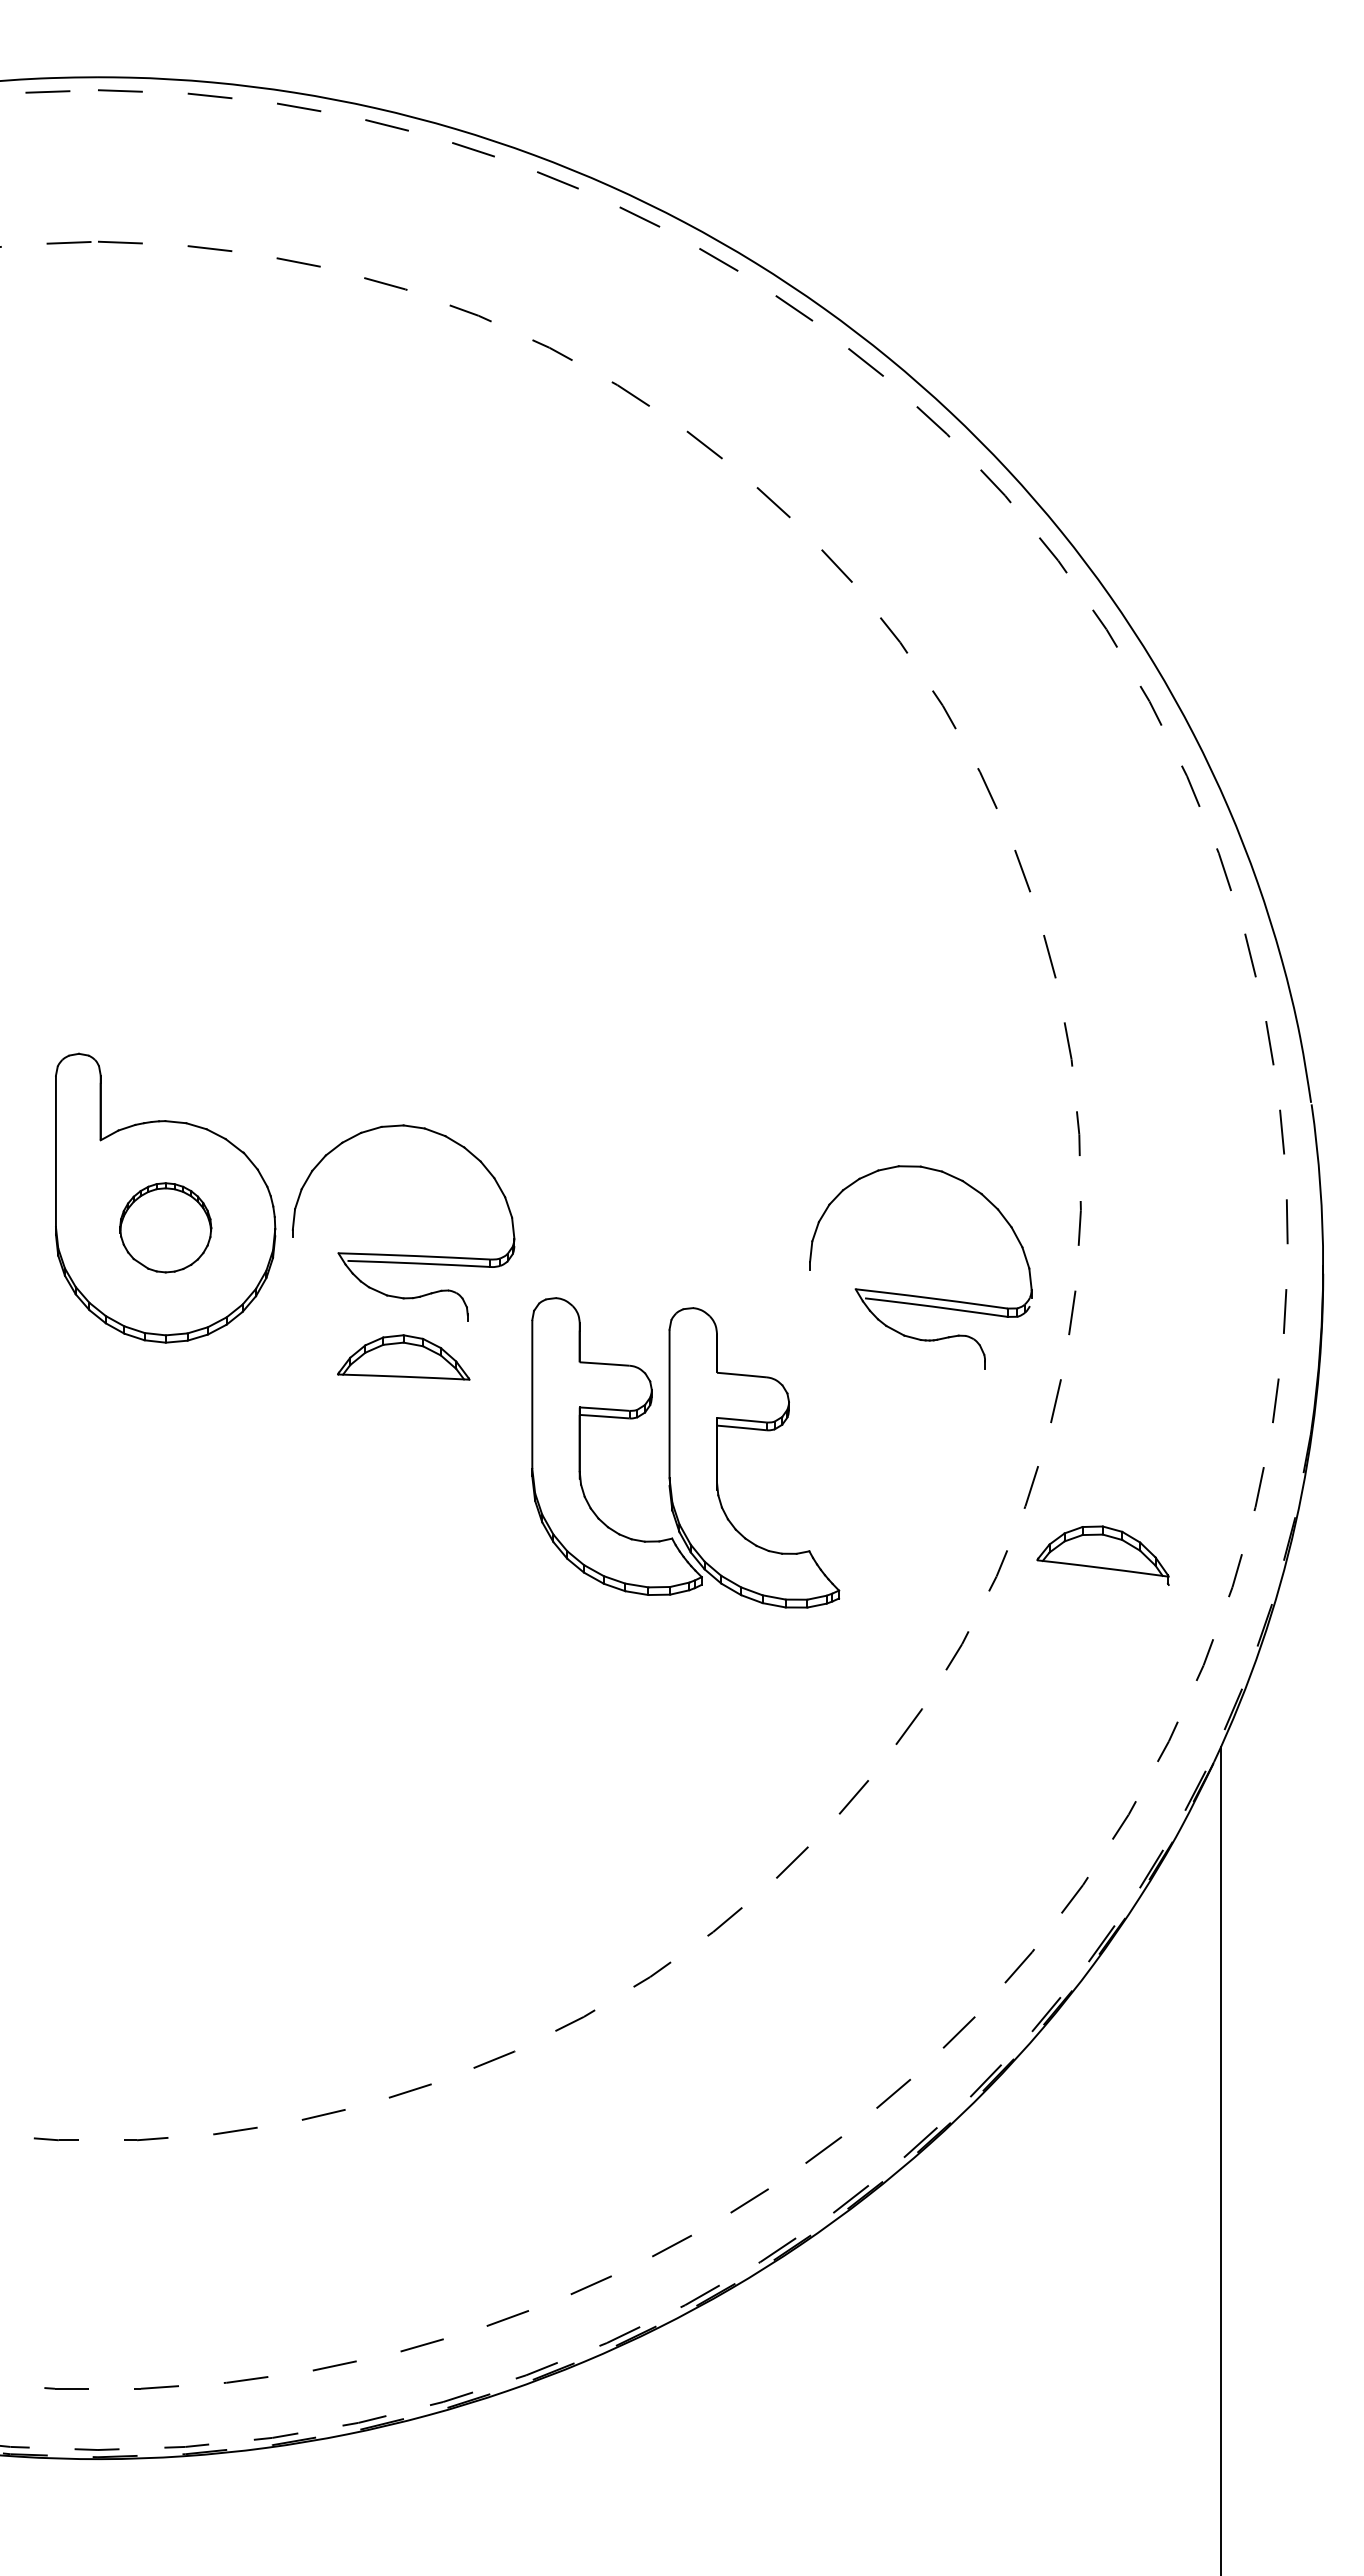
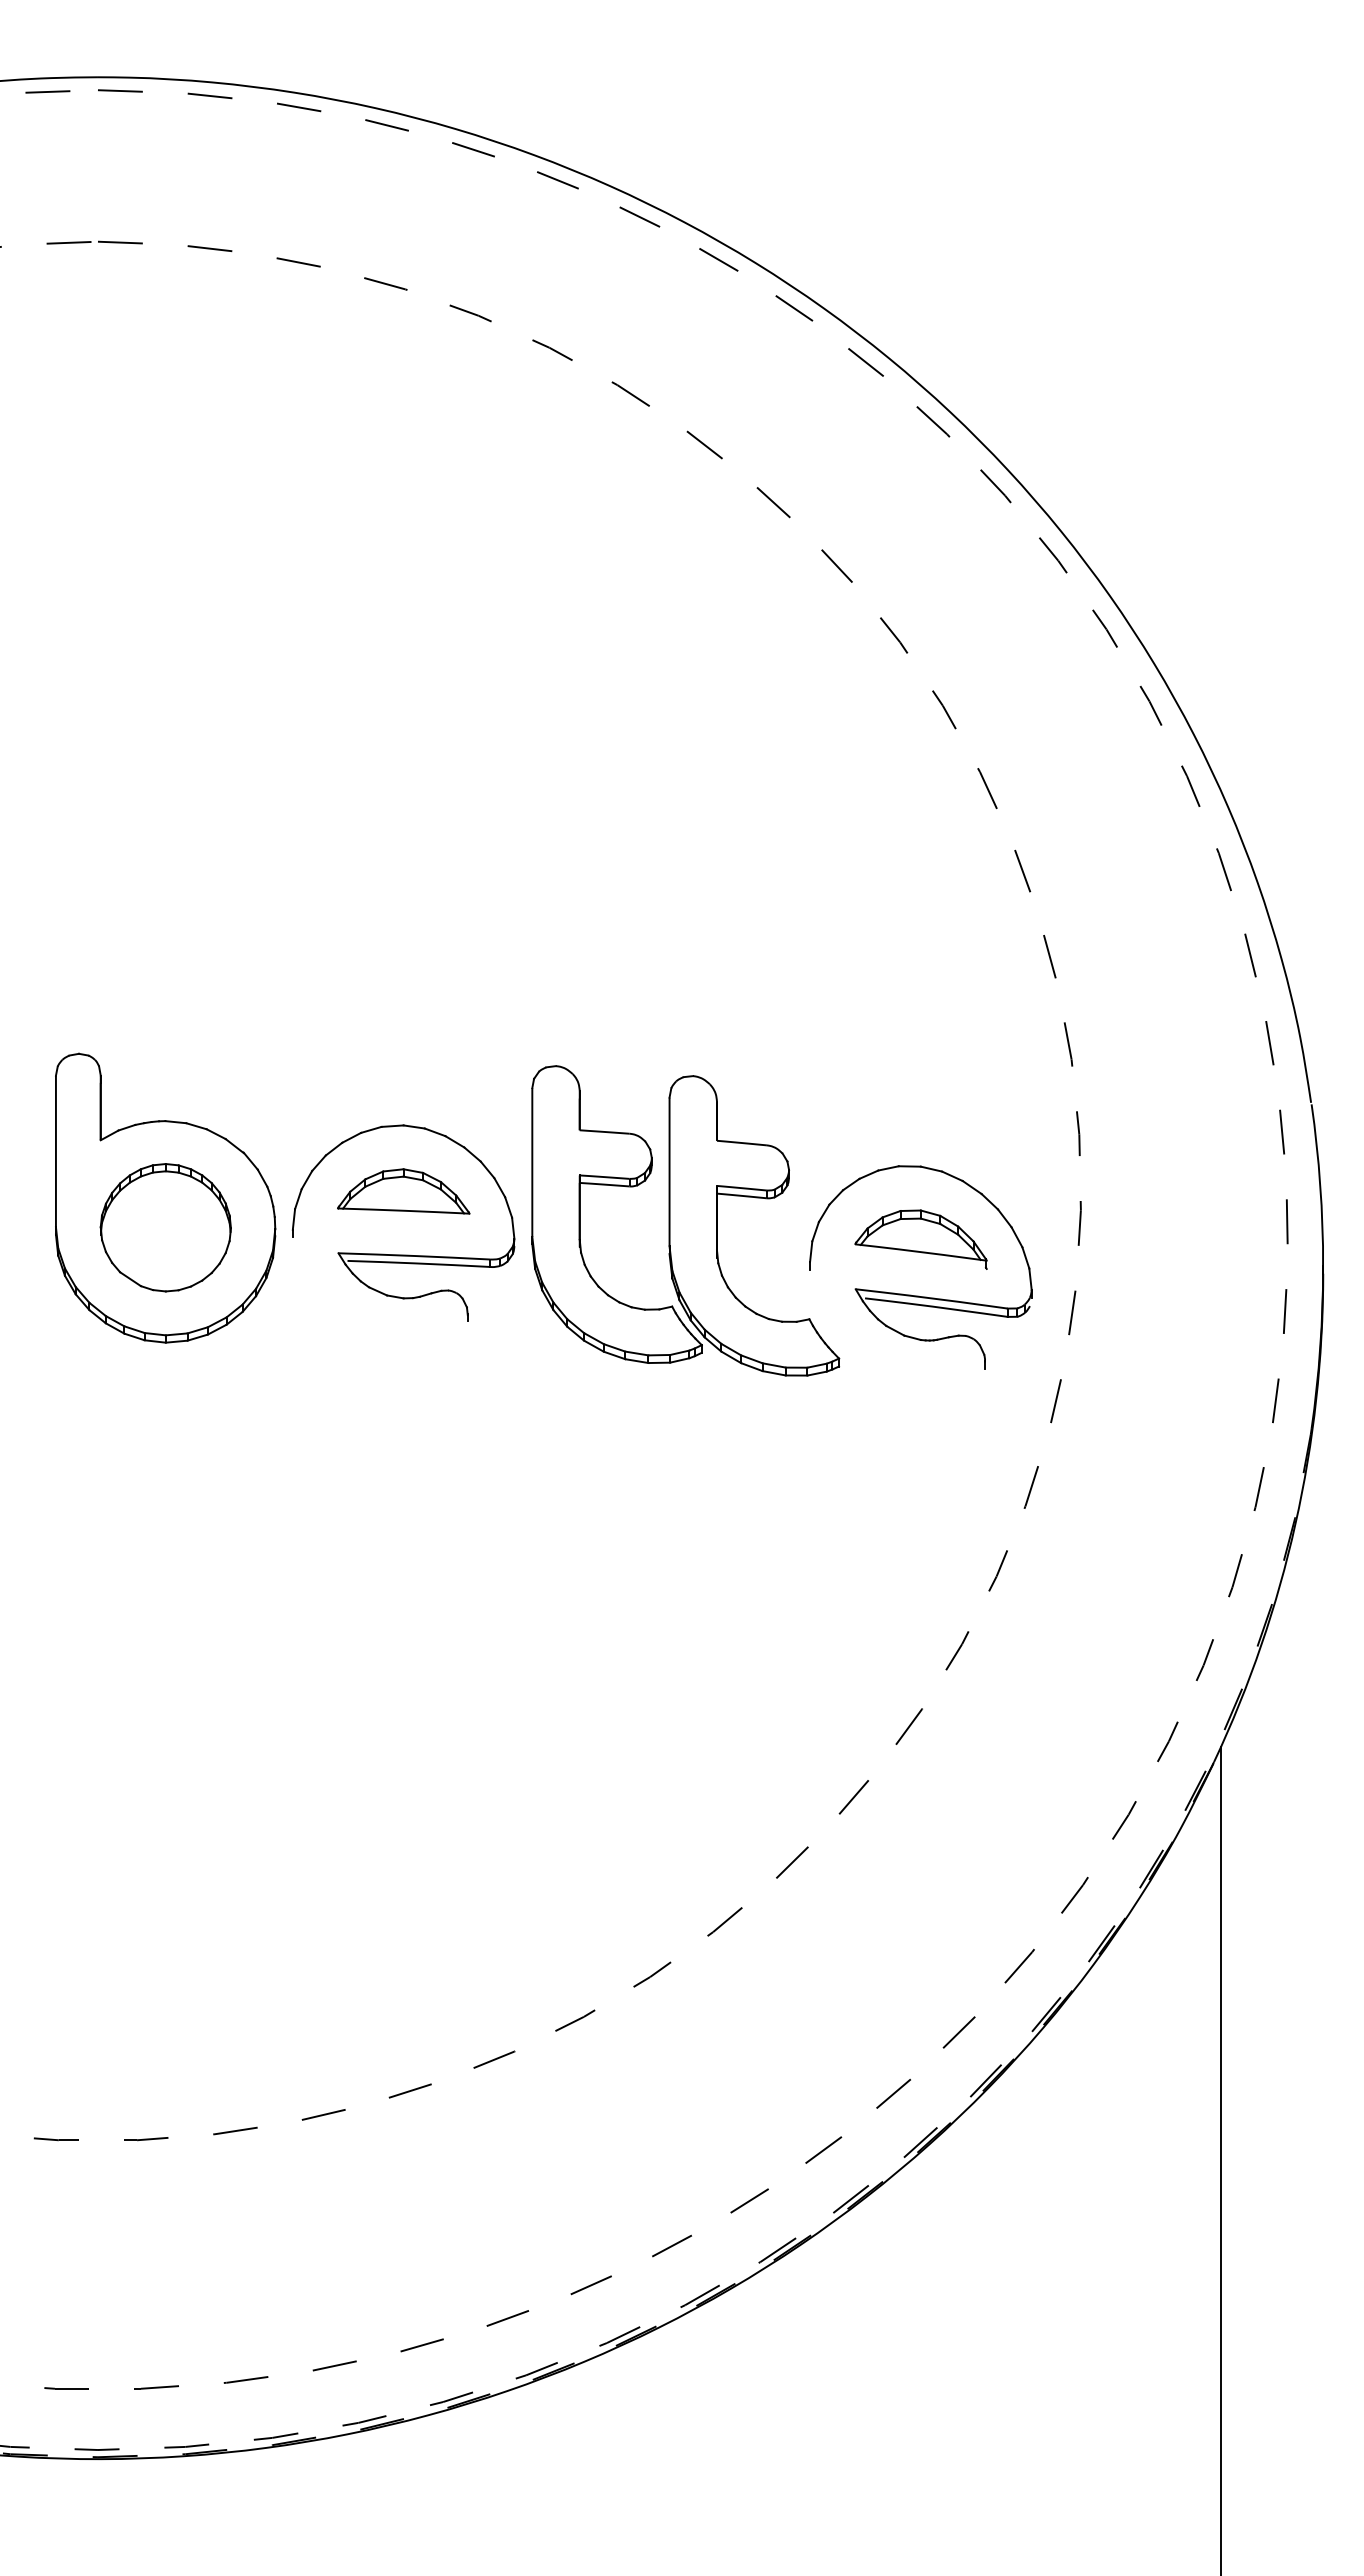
part size: 94x92 px -> 133x130 px (165, 1227)
part position: (403, 1357) -> (403, 1191) (403, 1191)
part position: (685, 1452) -> (685, 1220) (685, 1220)
part position: (1102, 1555) -> (920, 1239) (920, 1239)
